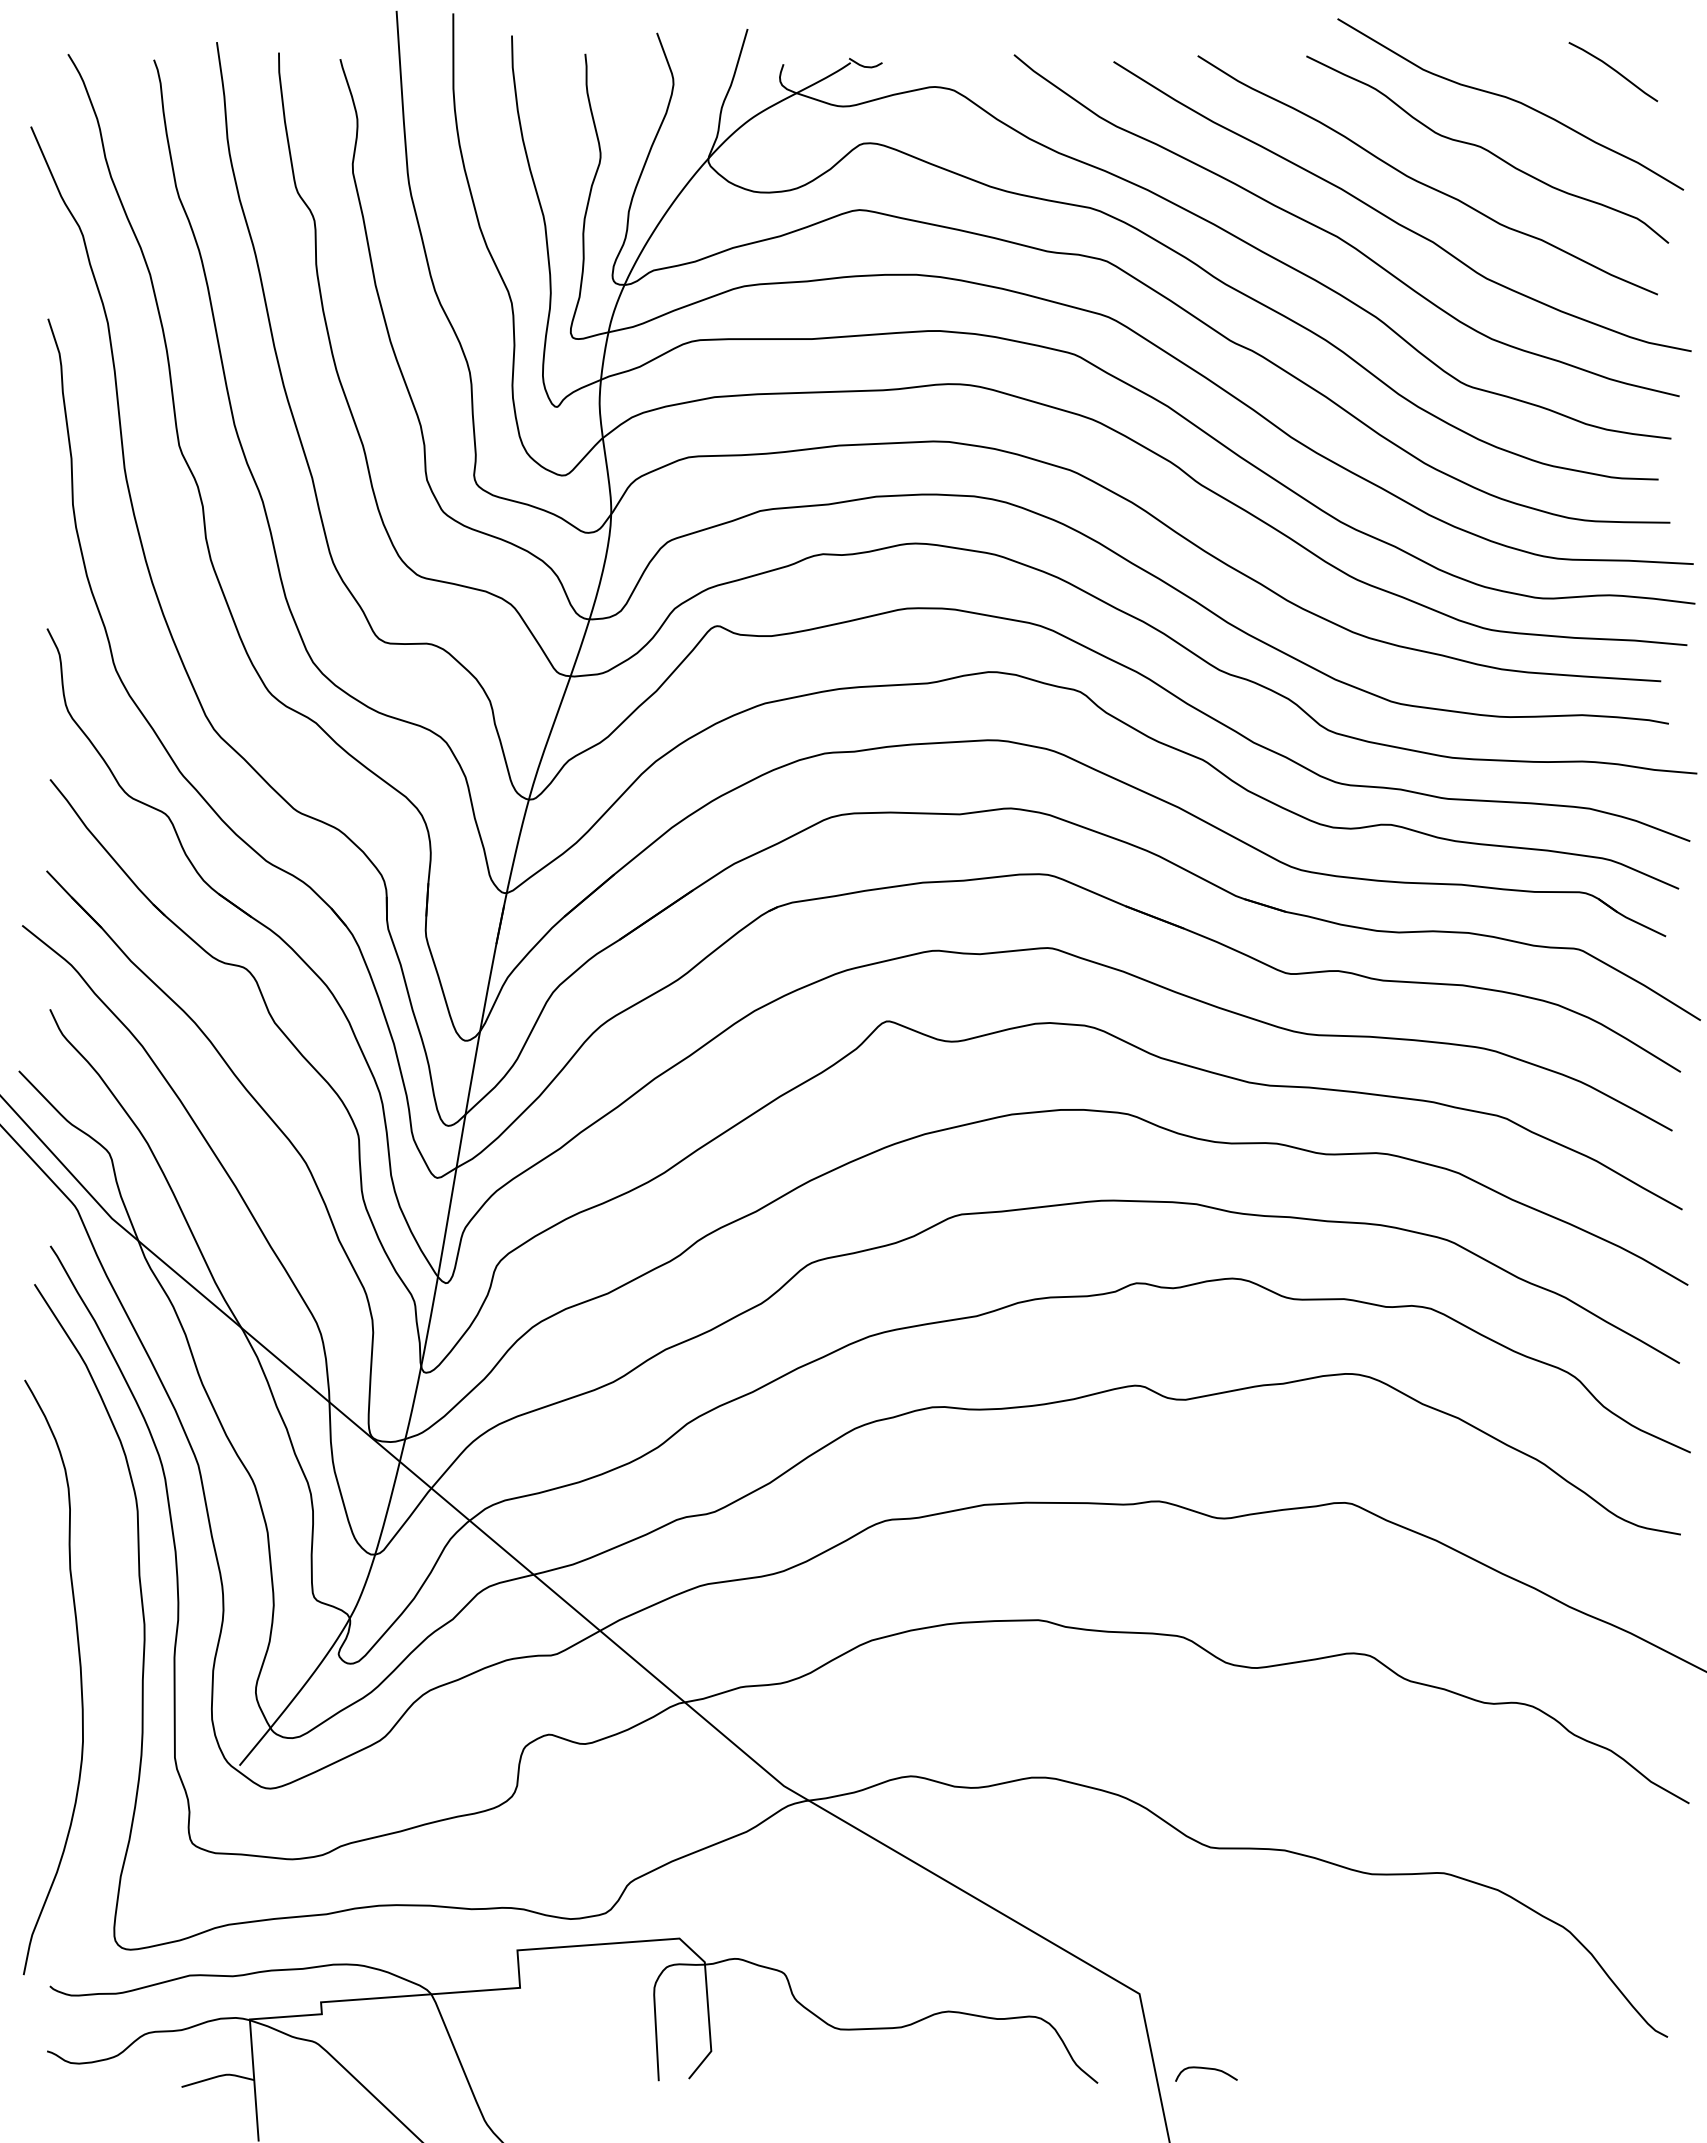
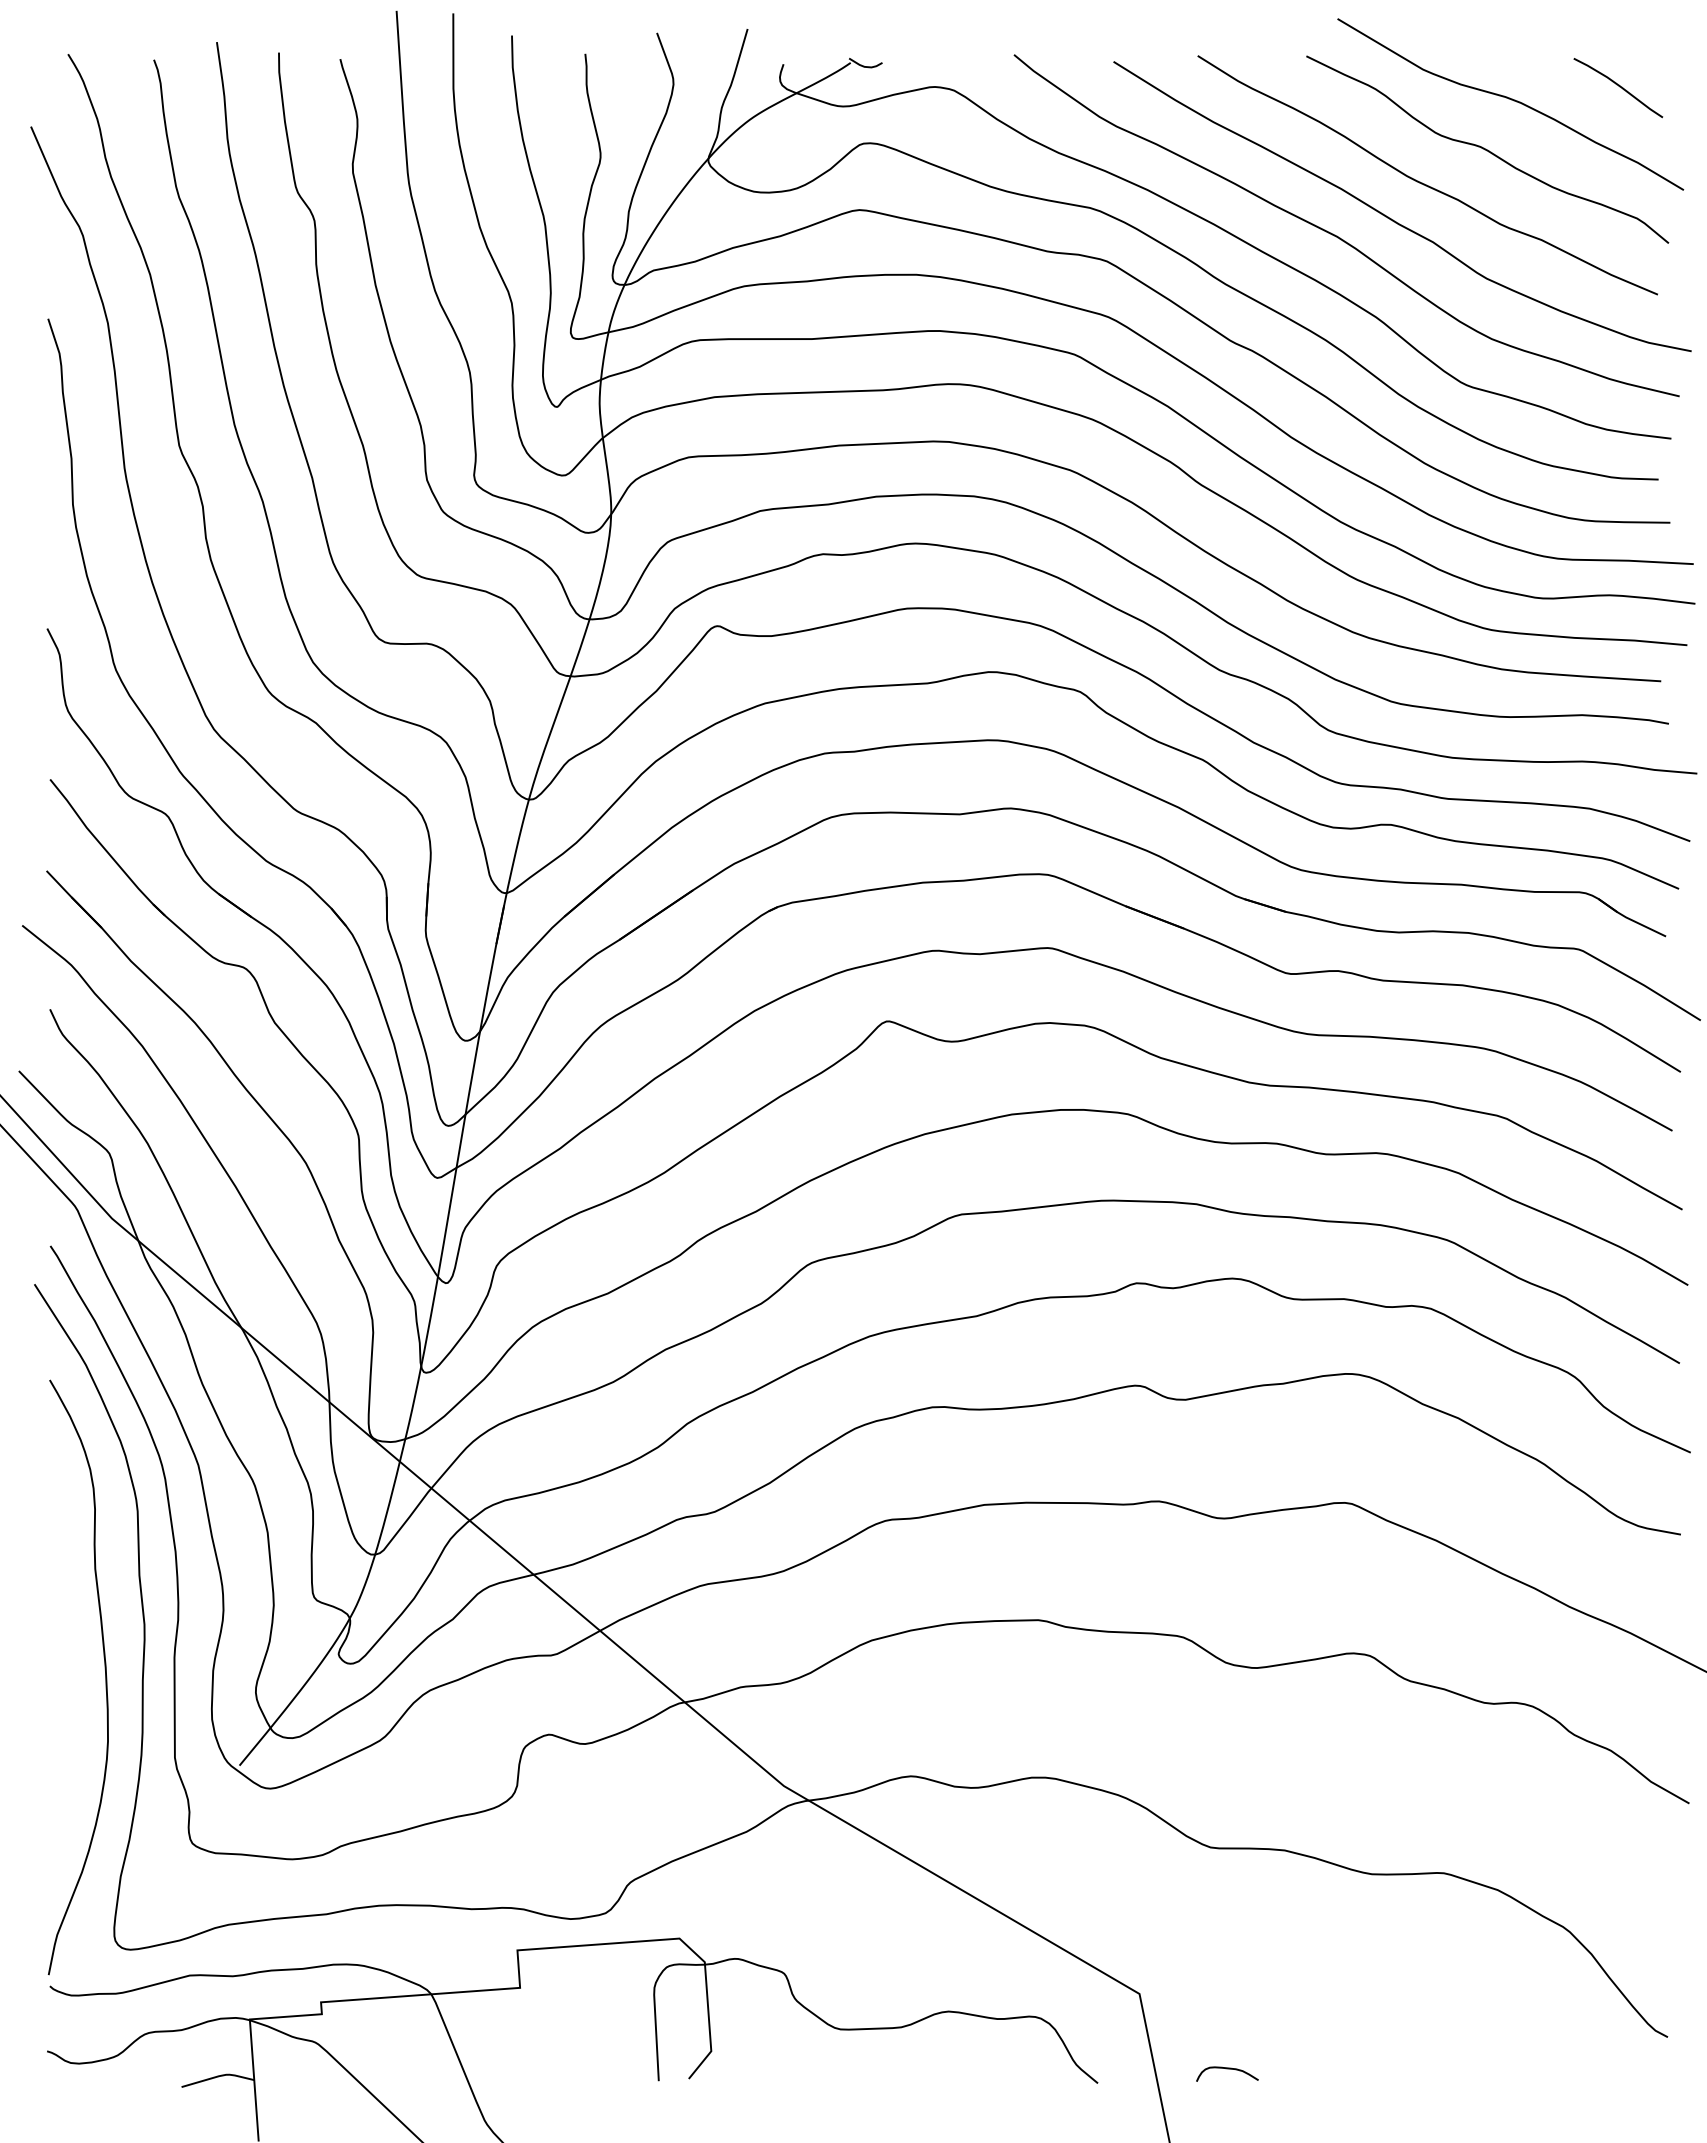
curve position: (1614, 71) -> (1619, 87) (1619, 87)
curve position: (80, 1677) -> (105, 1677) (105, 1677)
curve position: (1206, 2069) -> (1227, 2069) (1227, 2069)
